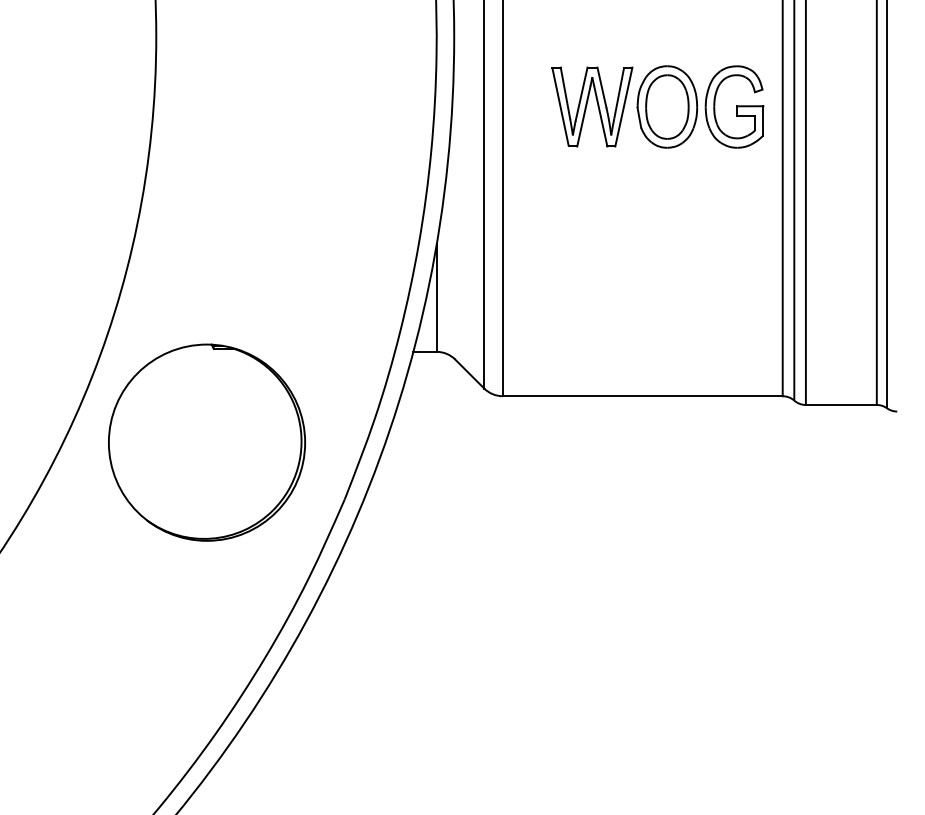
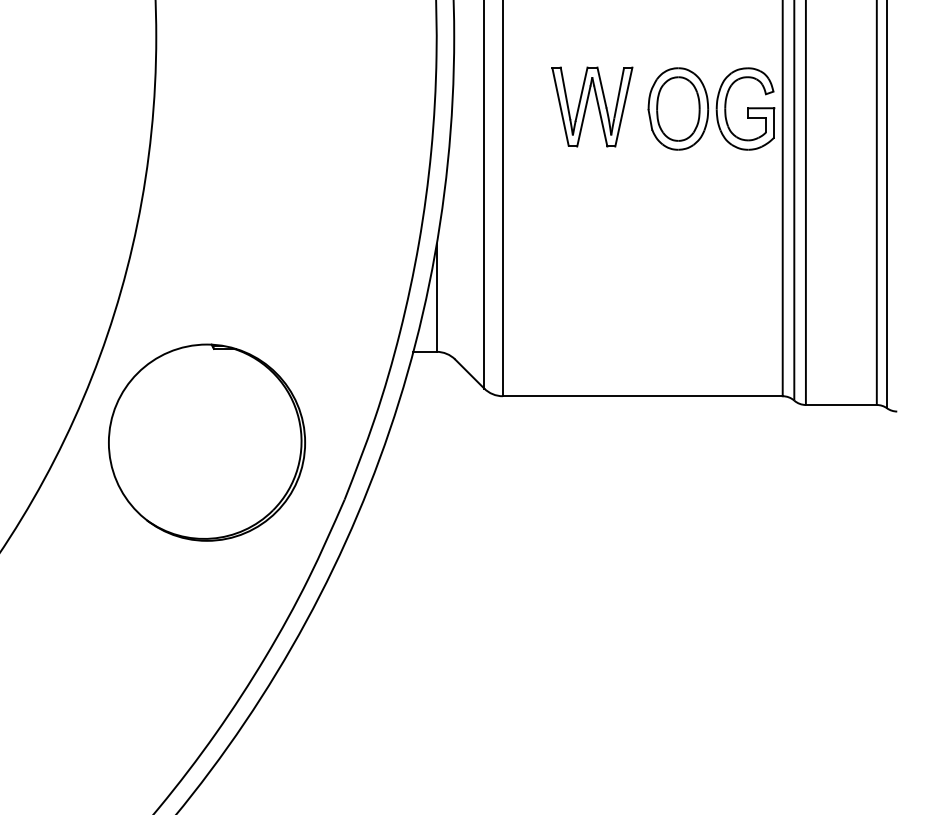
part position: (700, 106) -> (711, 108) (711, 108)
